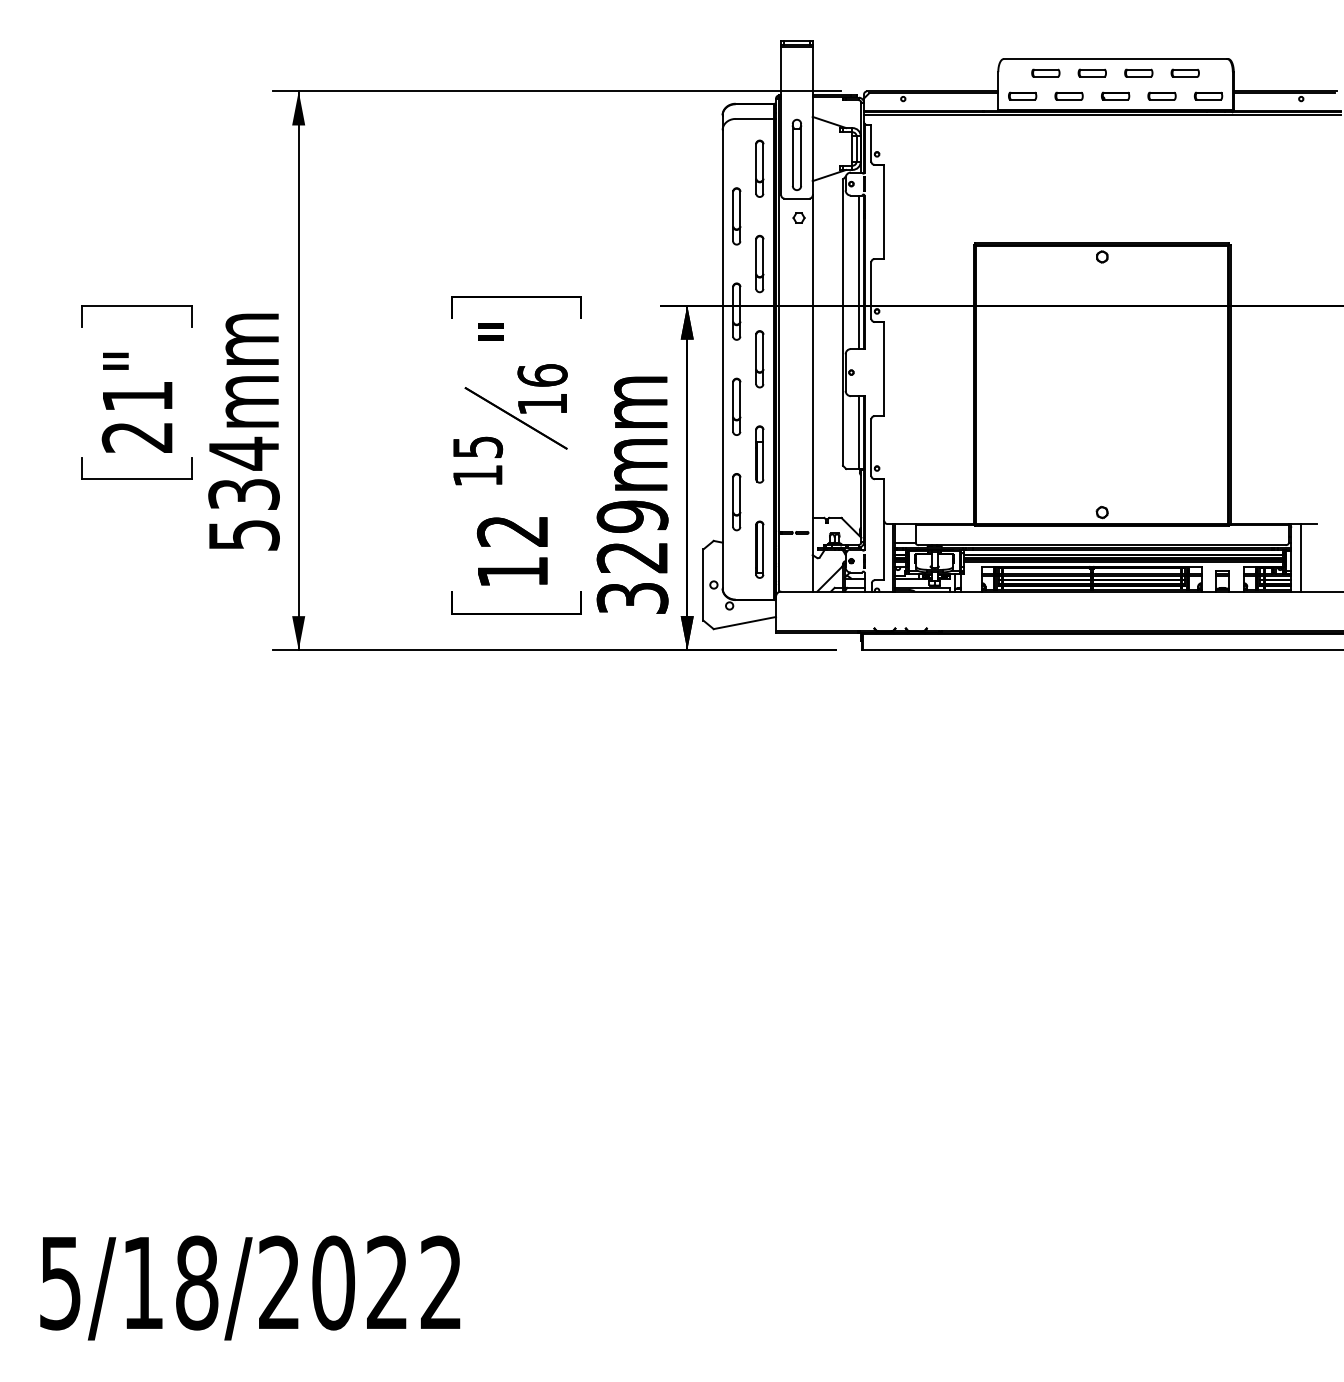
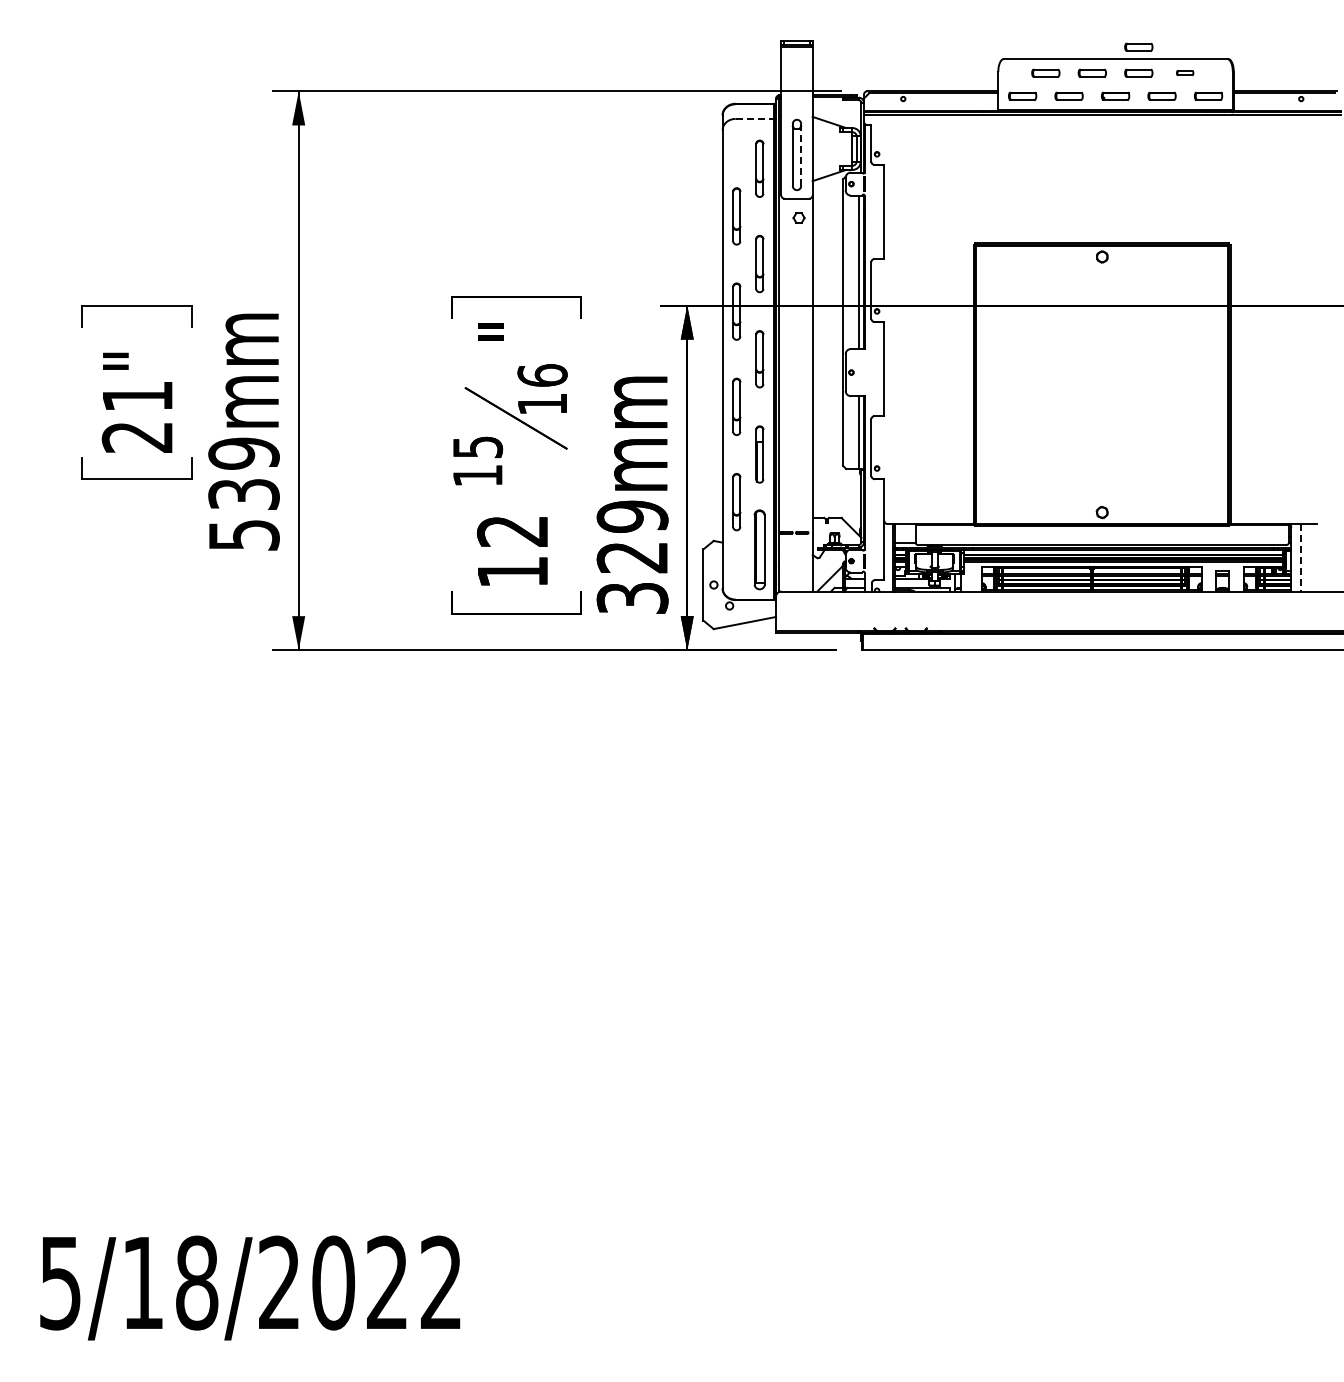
part: none -> present (1138, 46)
part size: 30x10 px -> 19x6 px (1185, 72)
line: solid -> dashed (755, 118)
line: solid -> dashed (801, 155)
text: 534mm -> 539mm (243, 453)
part size: 10x59 px -> 13x82 px (759, 549)
line: solid -> dashed (1300, 557)
